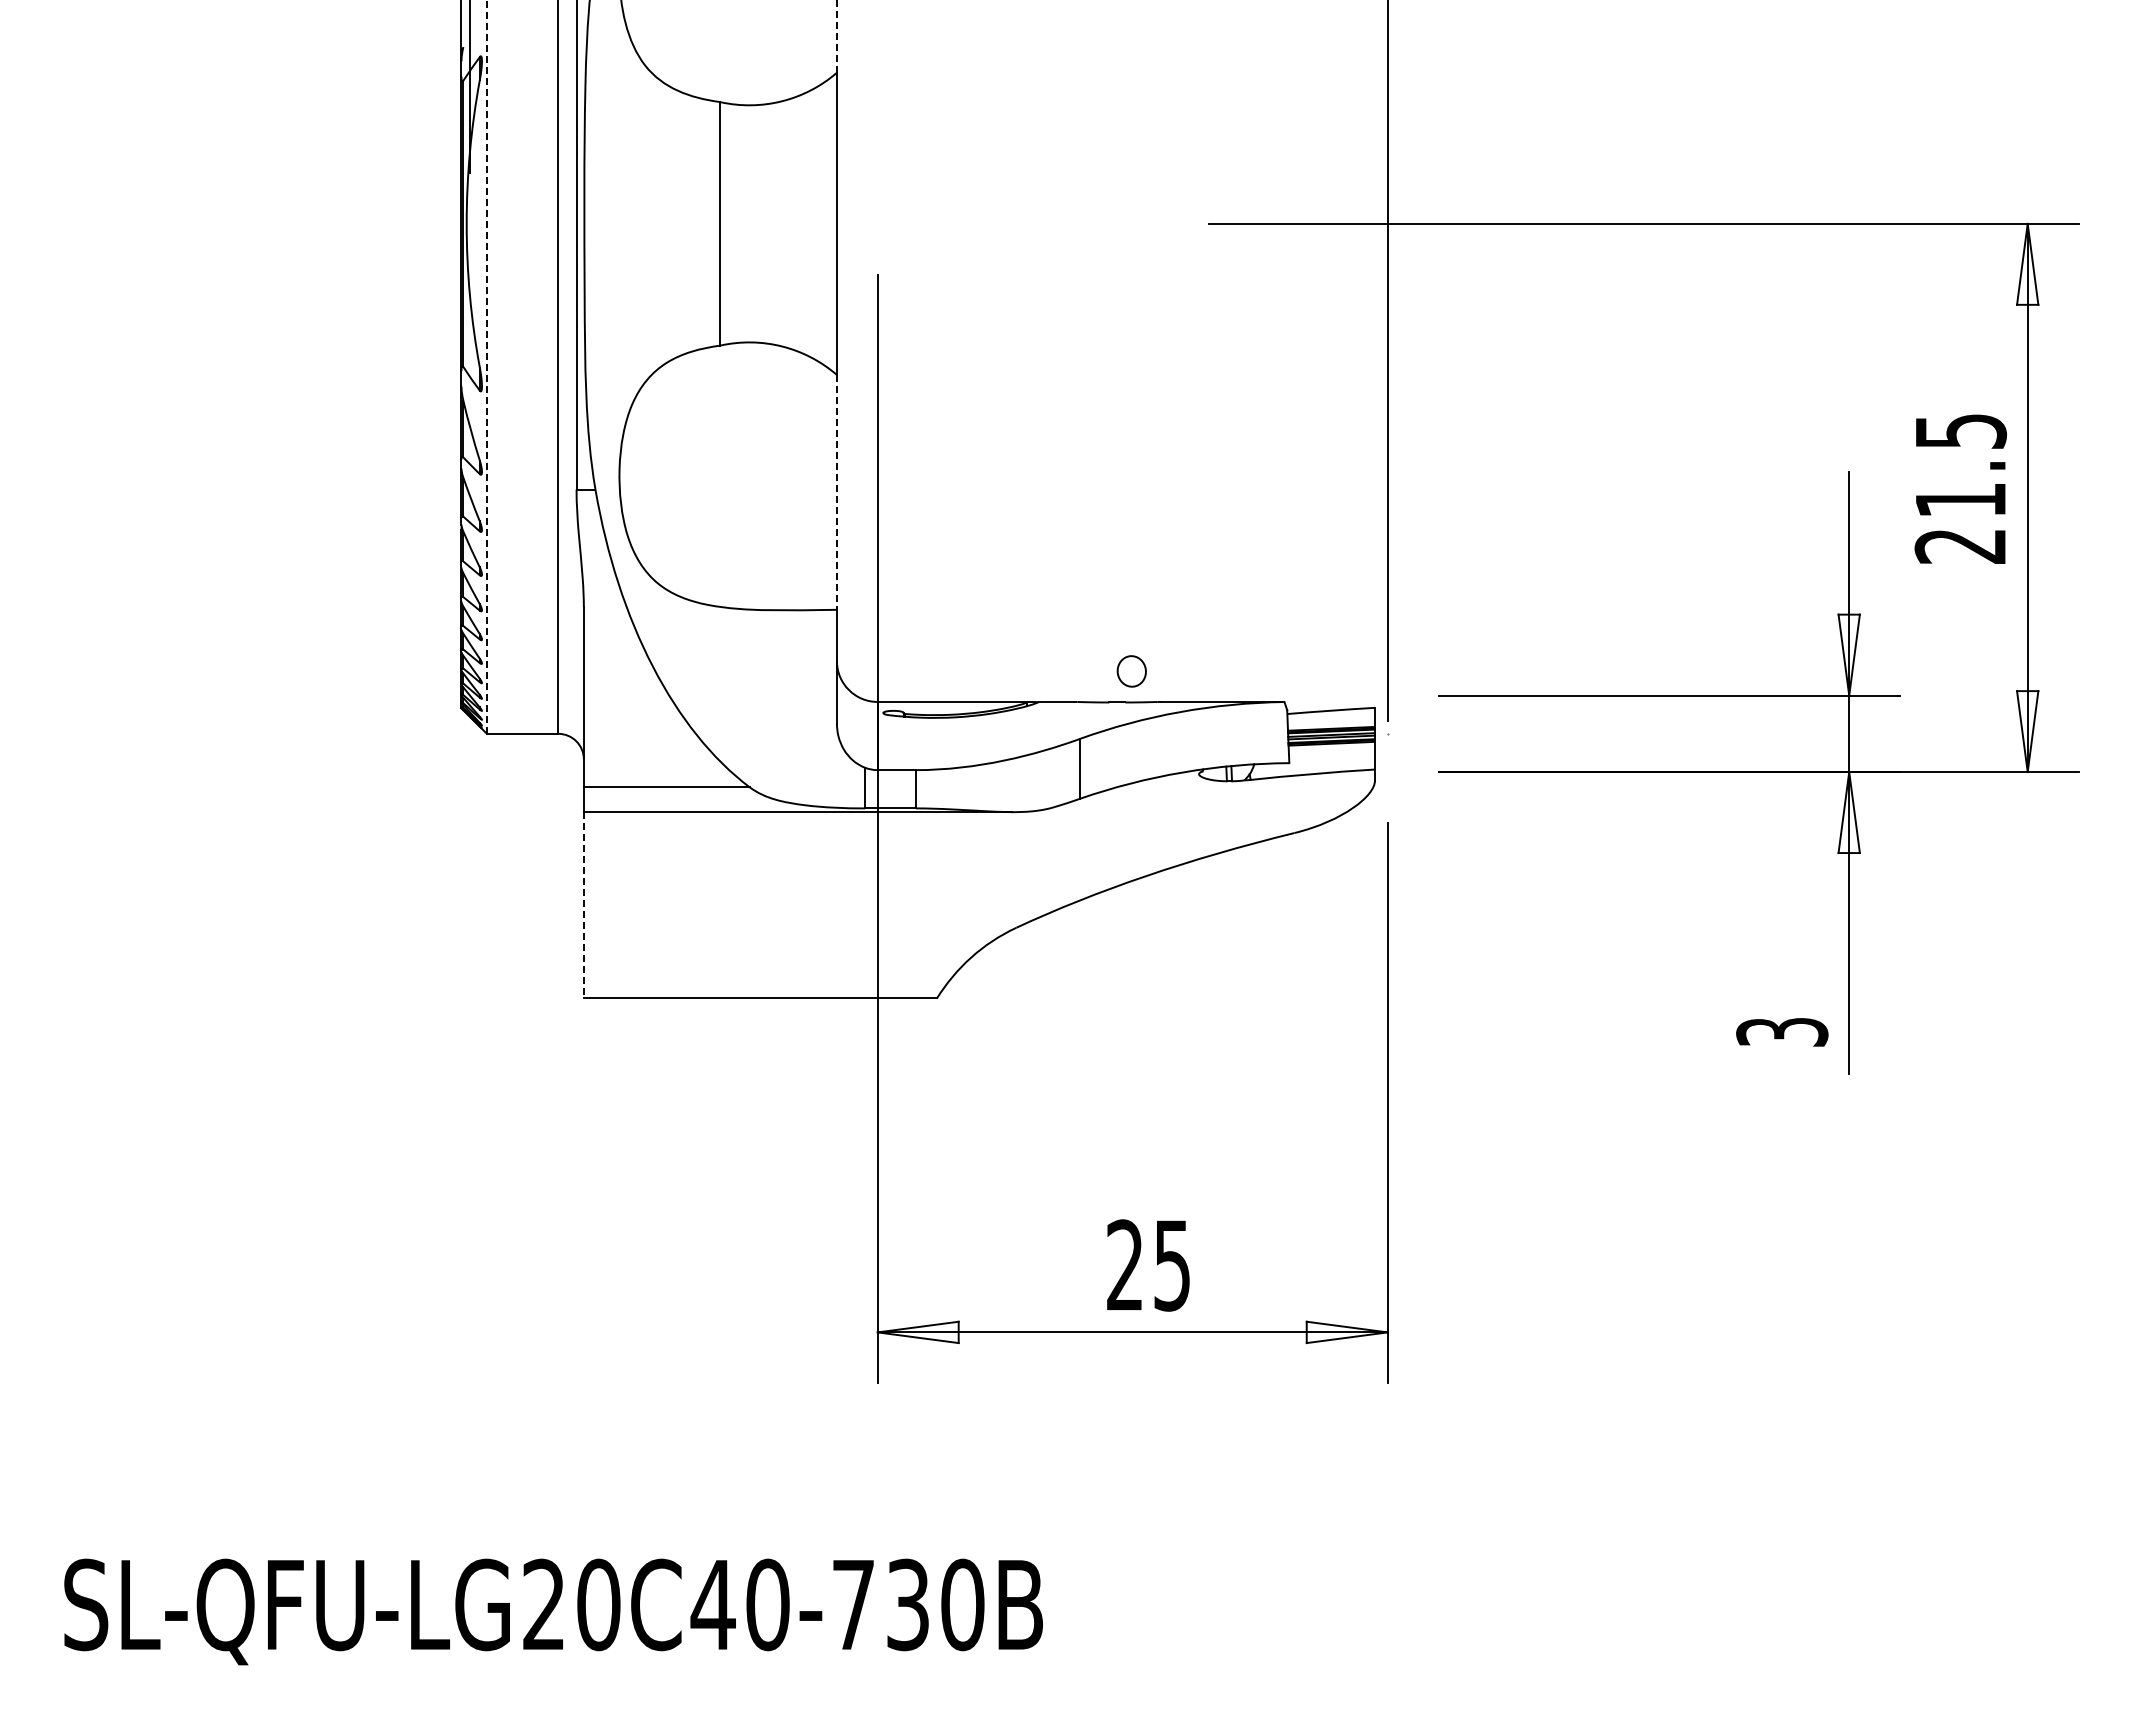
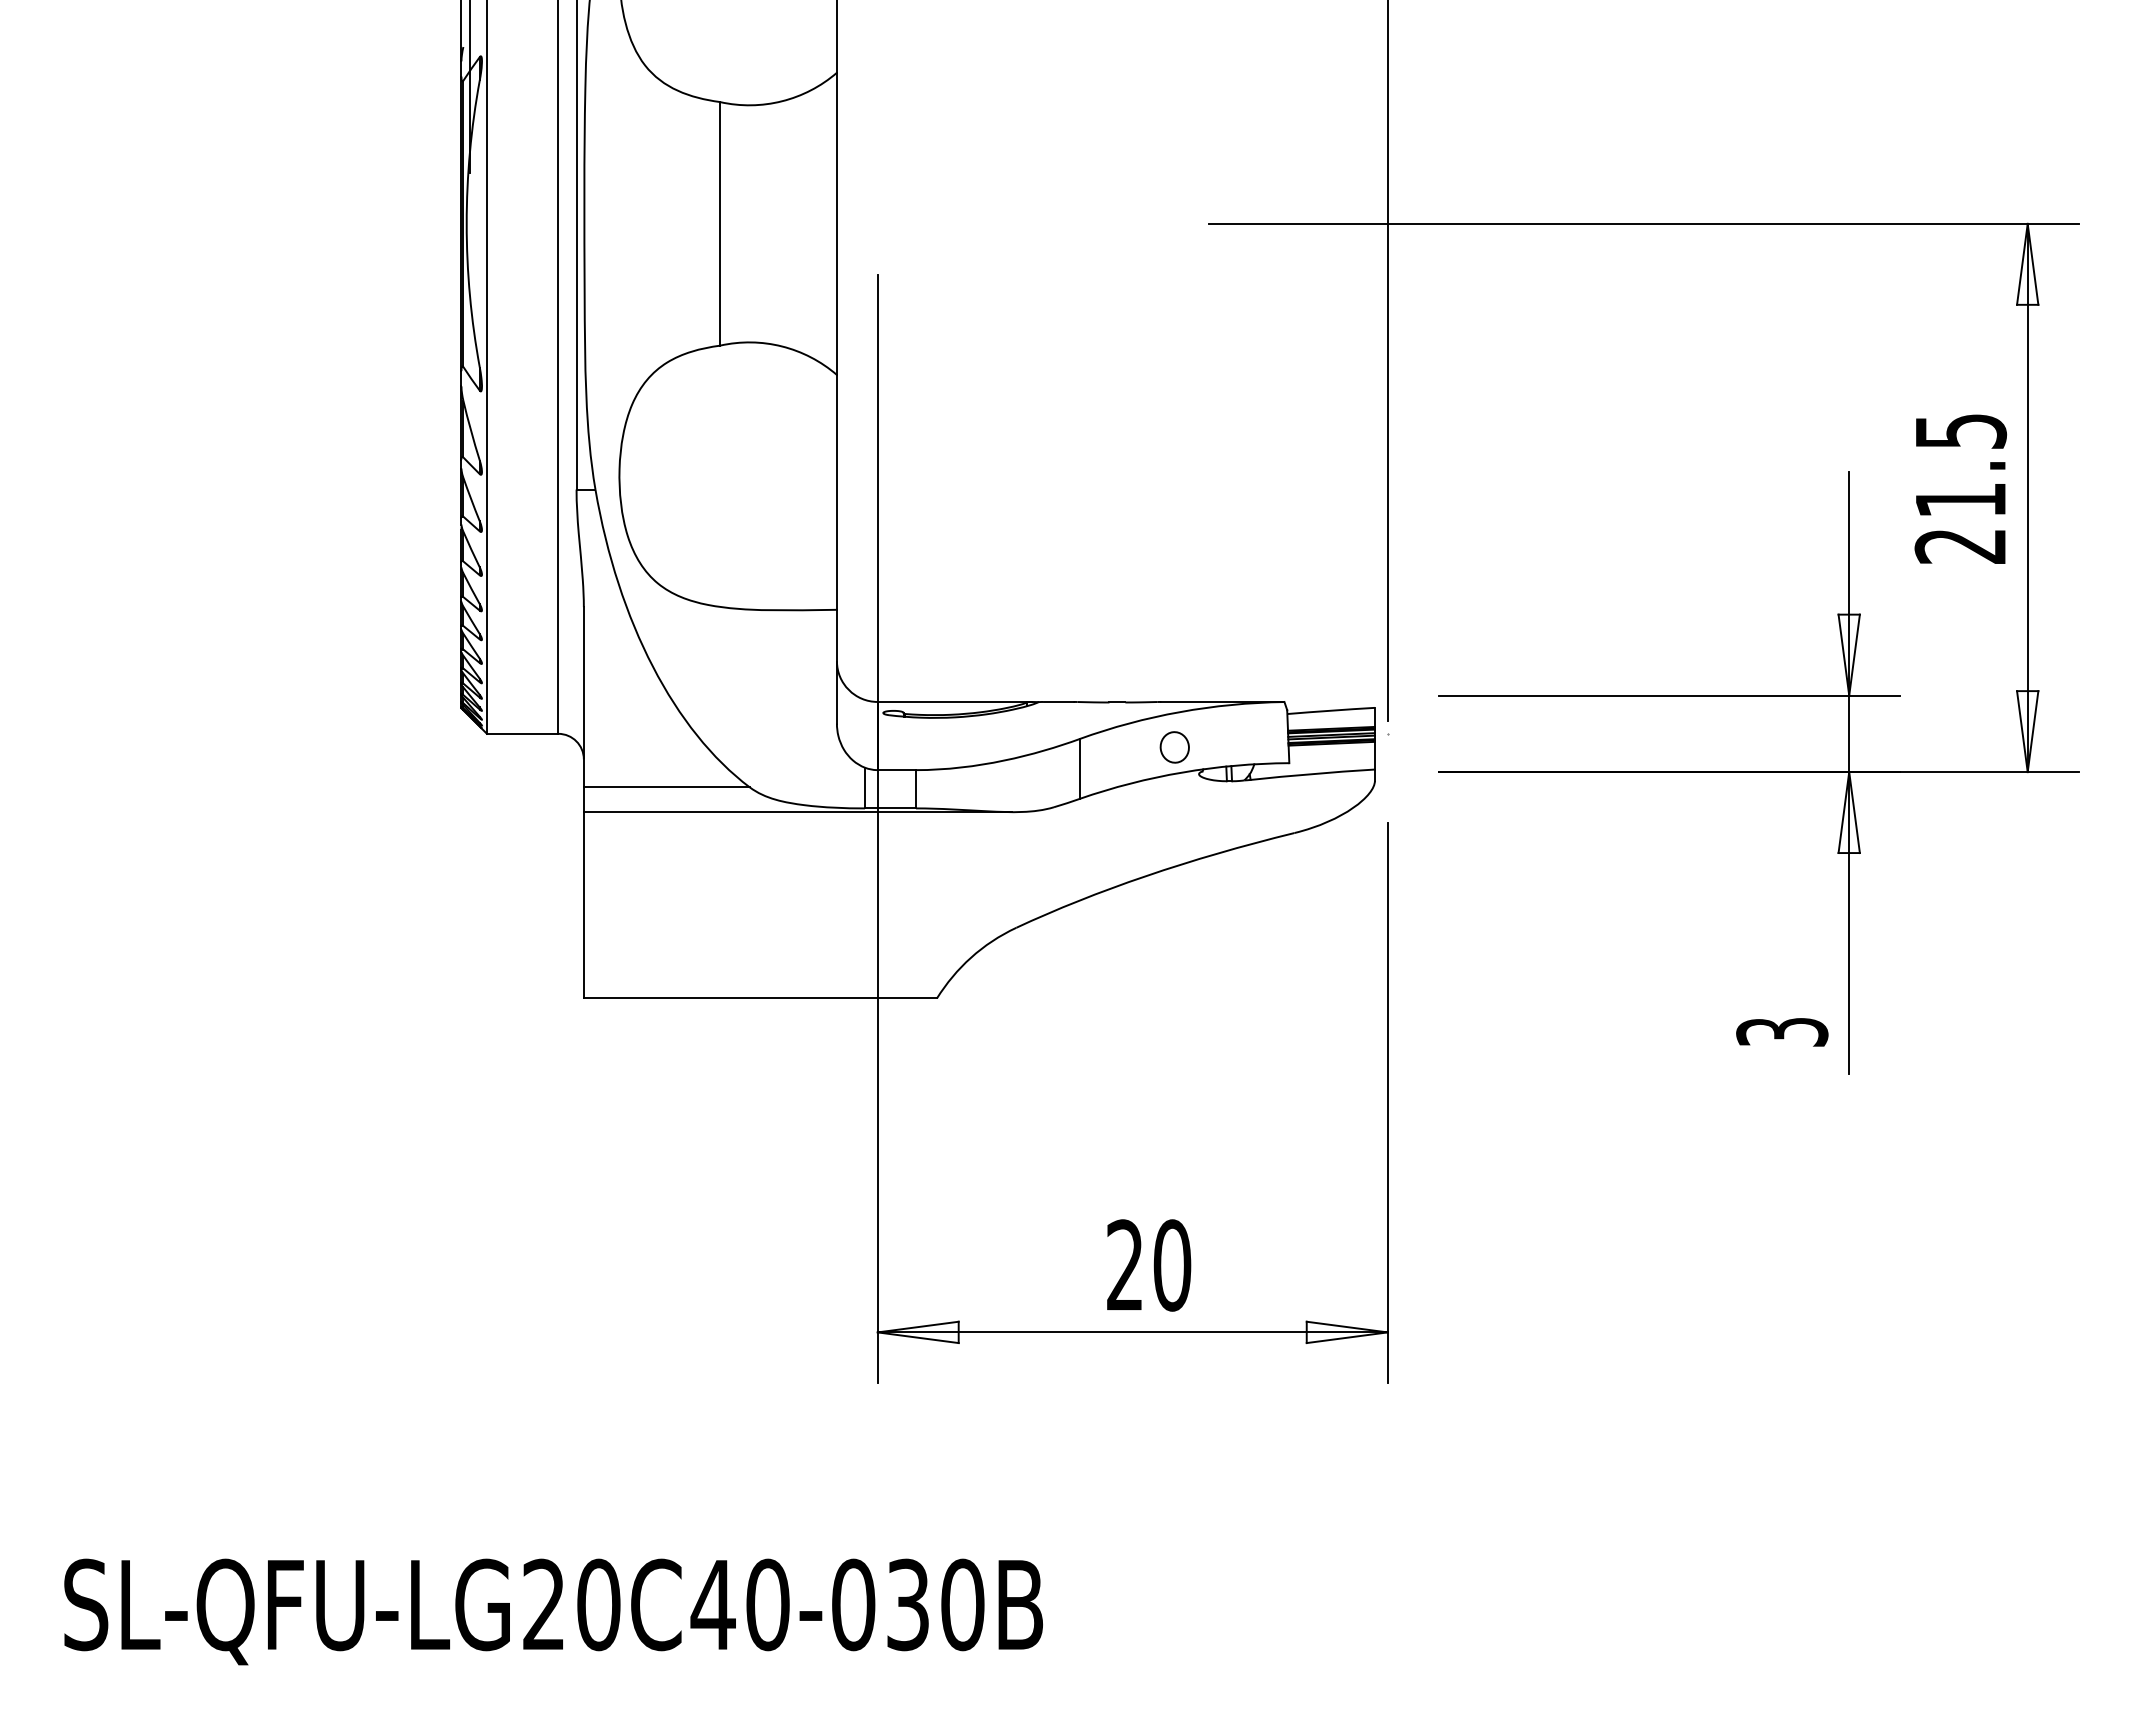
line: dashed -> solid (836, 36)
line: dashed -> solid (486, 366)
line: dashed -> solid (836, 492)
part position: (1131, 671) -> (1174, 747) (1174, 747)
line: dashed -> solid (583, 905)
text: 25 -> 20 (1172, 1265)
text: SL-QFU-LG20C40-730B -> SL-QFU-LG20C40-030B (853, 1604)
